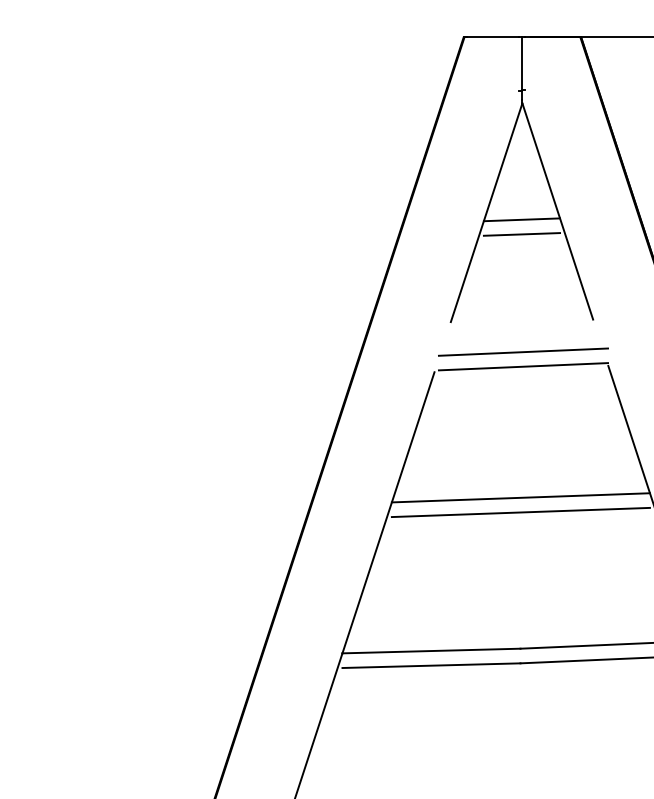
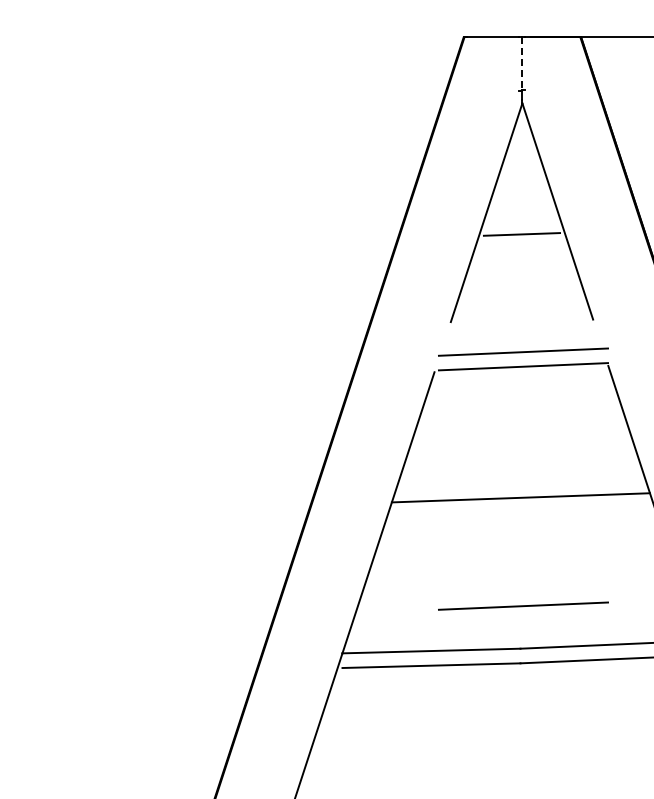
line: solid -> dashed (522, 63)
line: present -> none (521, 219)
line: present -> none (520, 512)
line: none -> present (523, 605)
